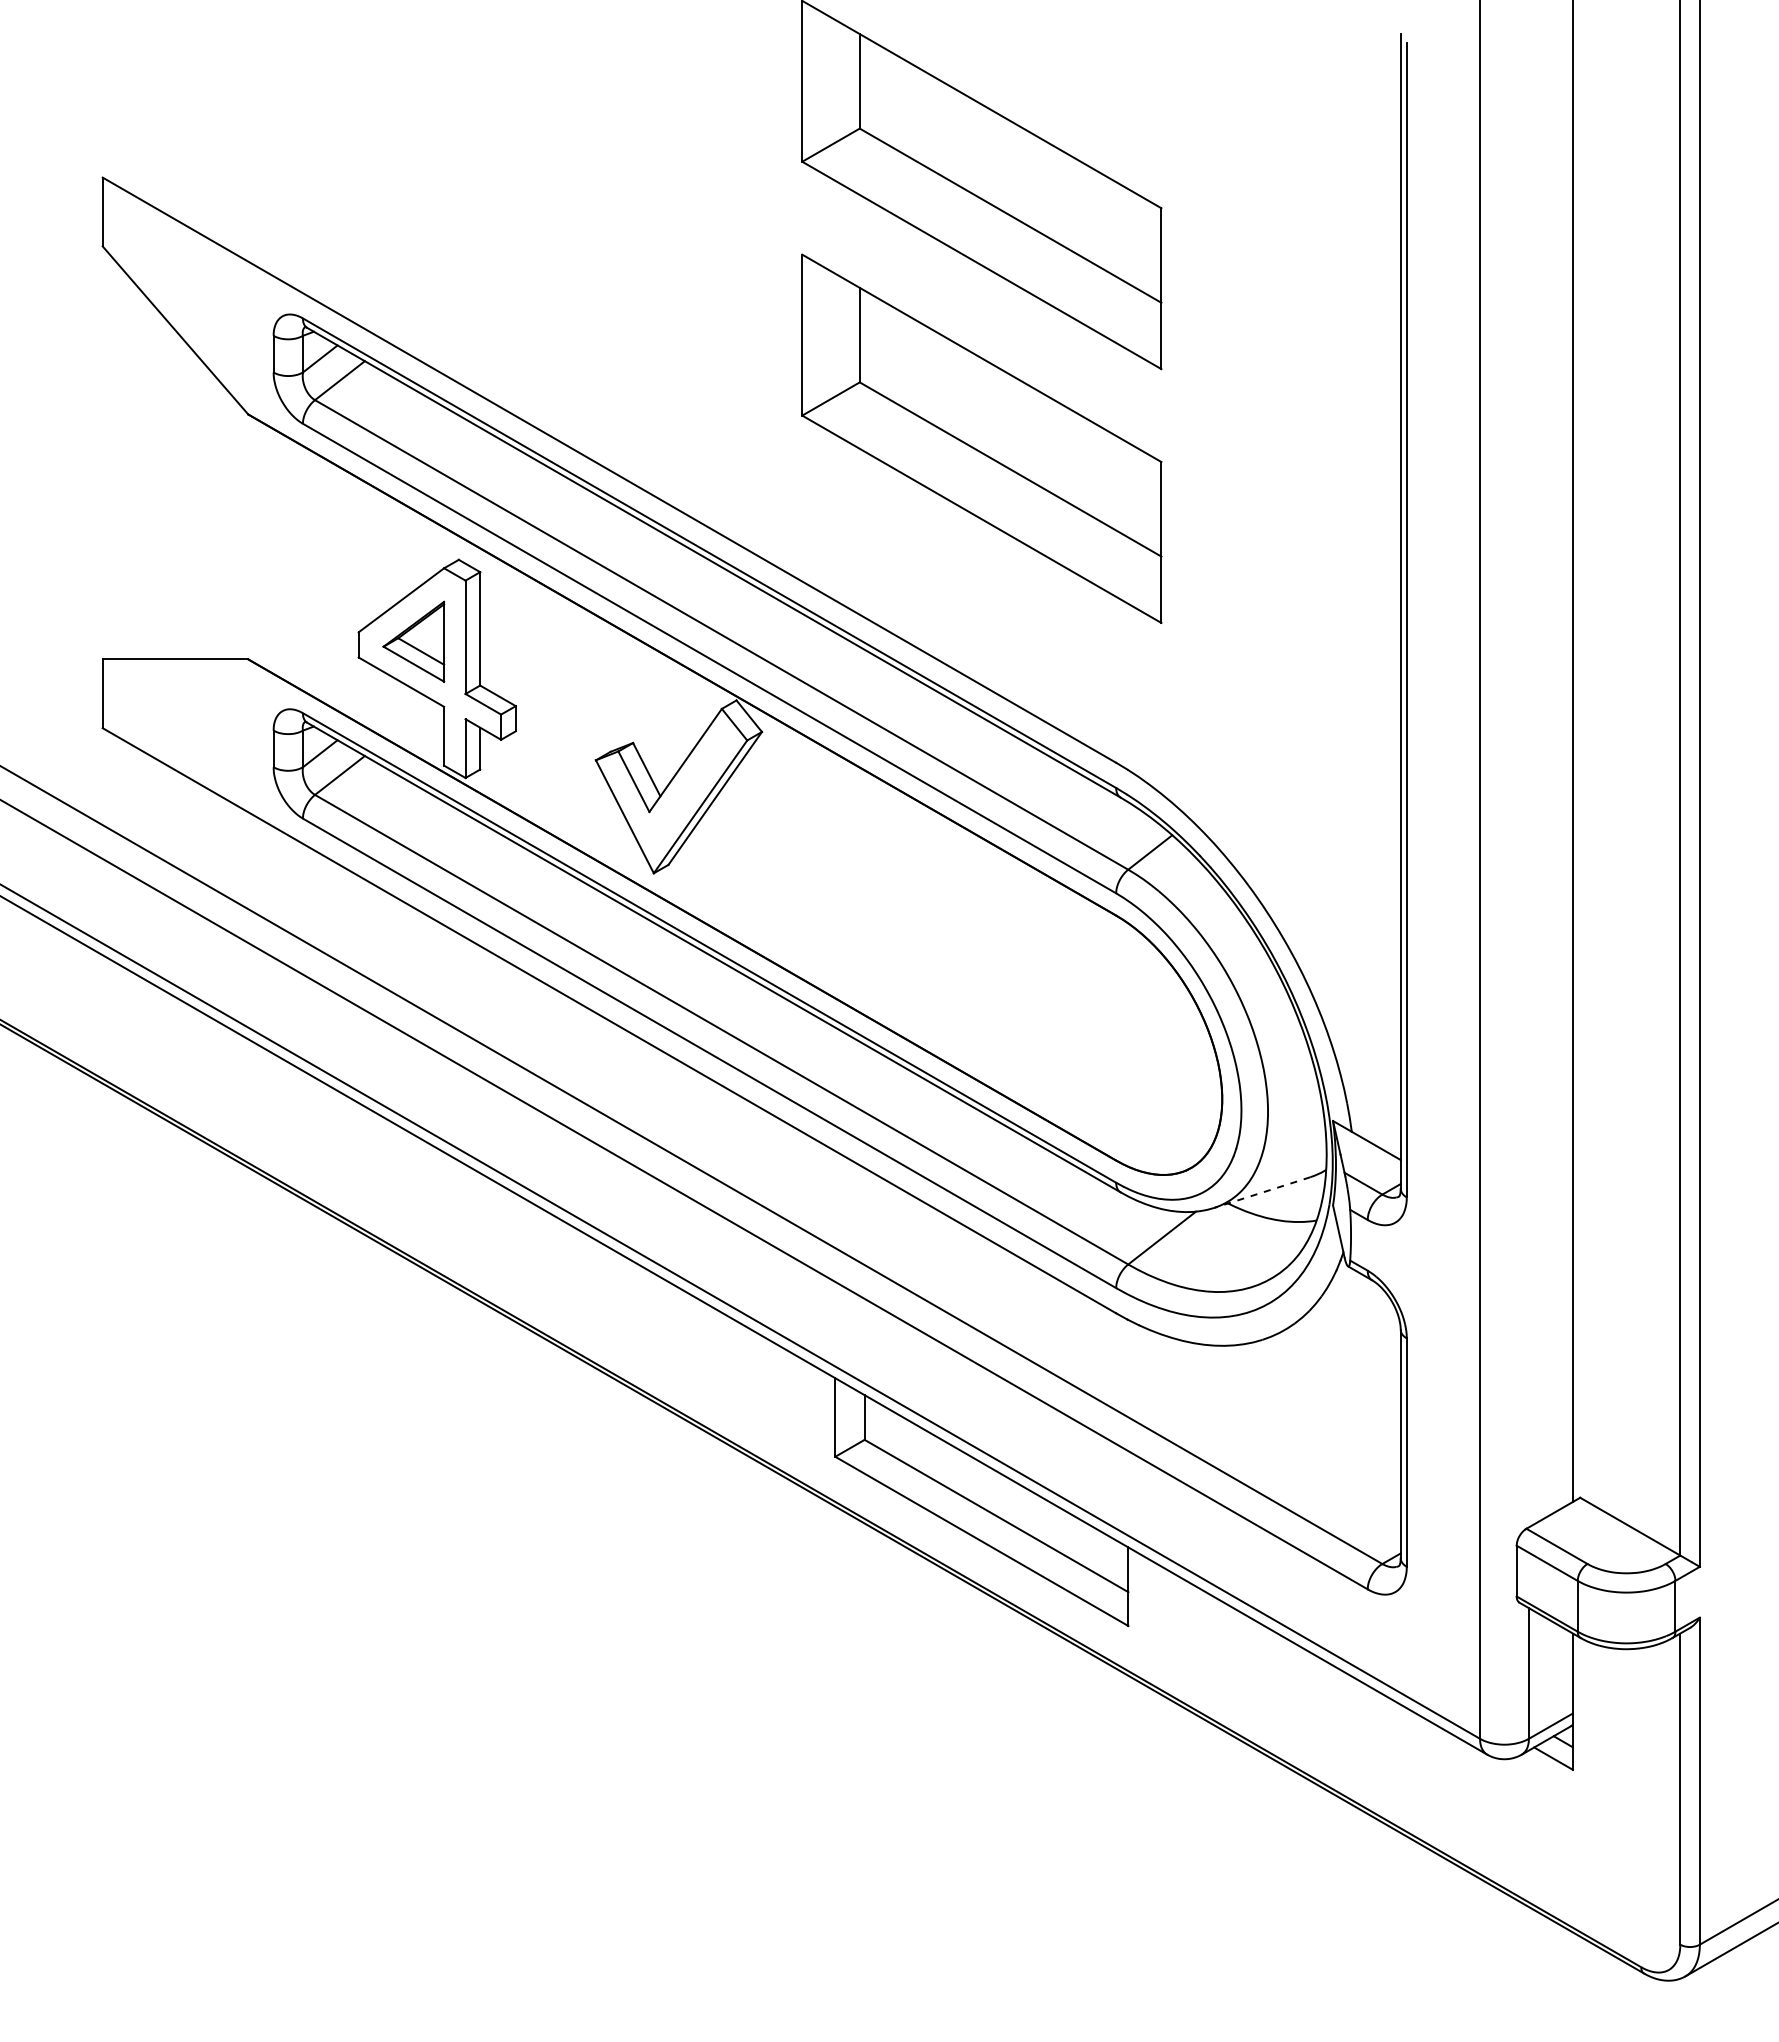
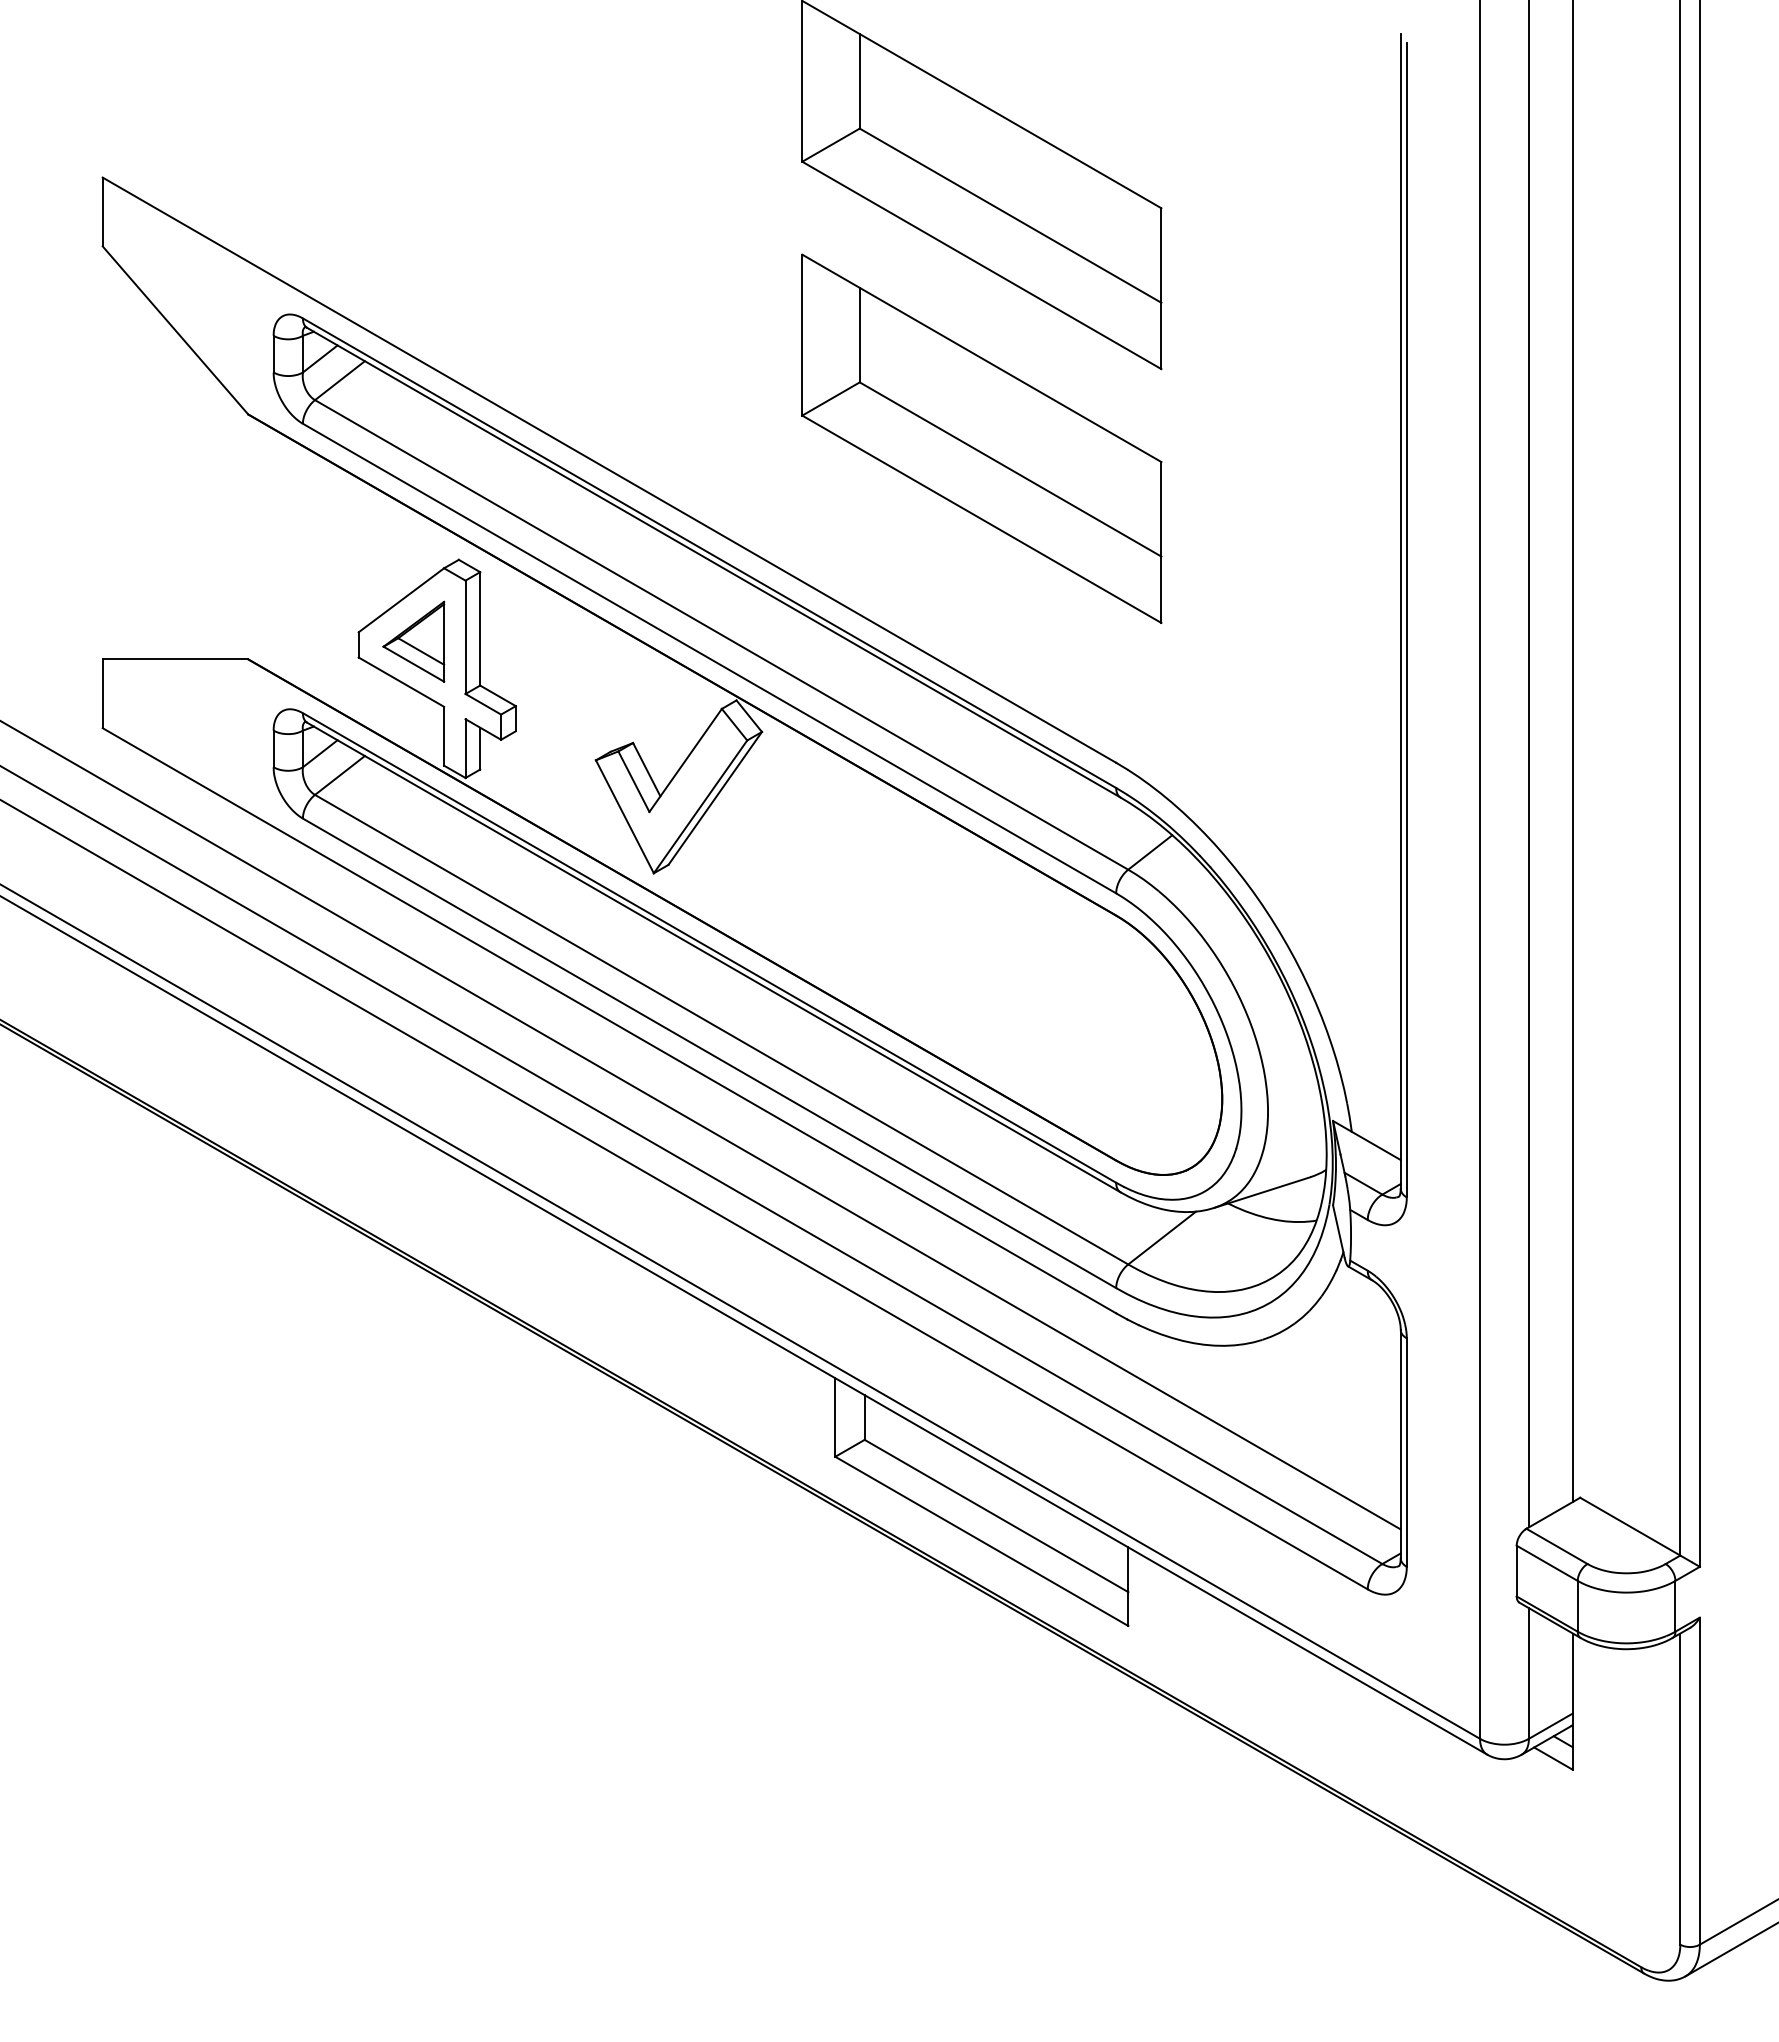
line: none -> present (1528, 764)
line: none -> present (701, 1125)
line: dashed -> solid (1262, 1192)
